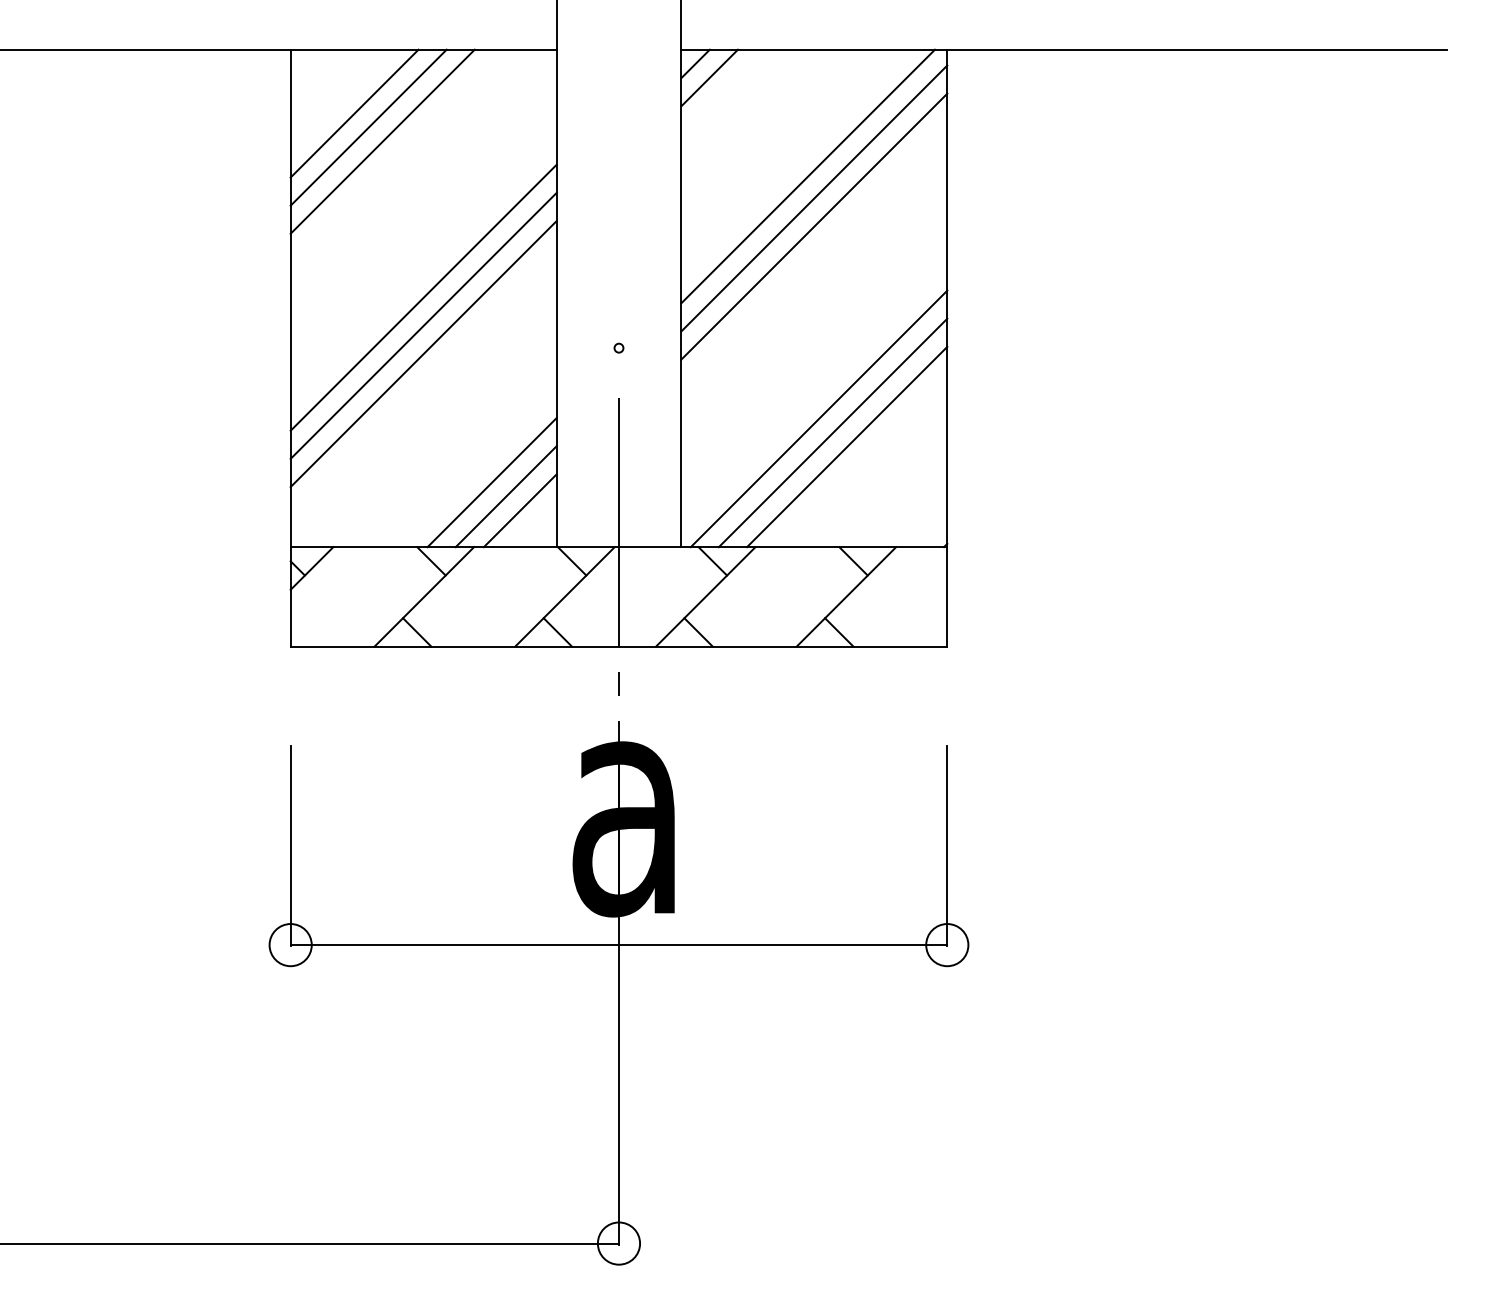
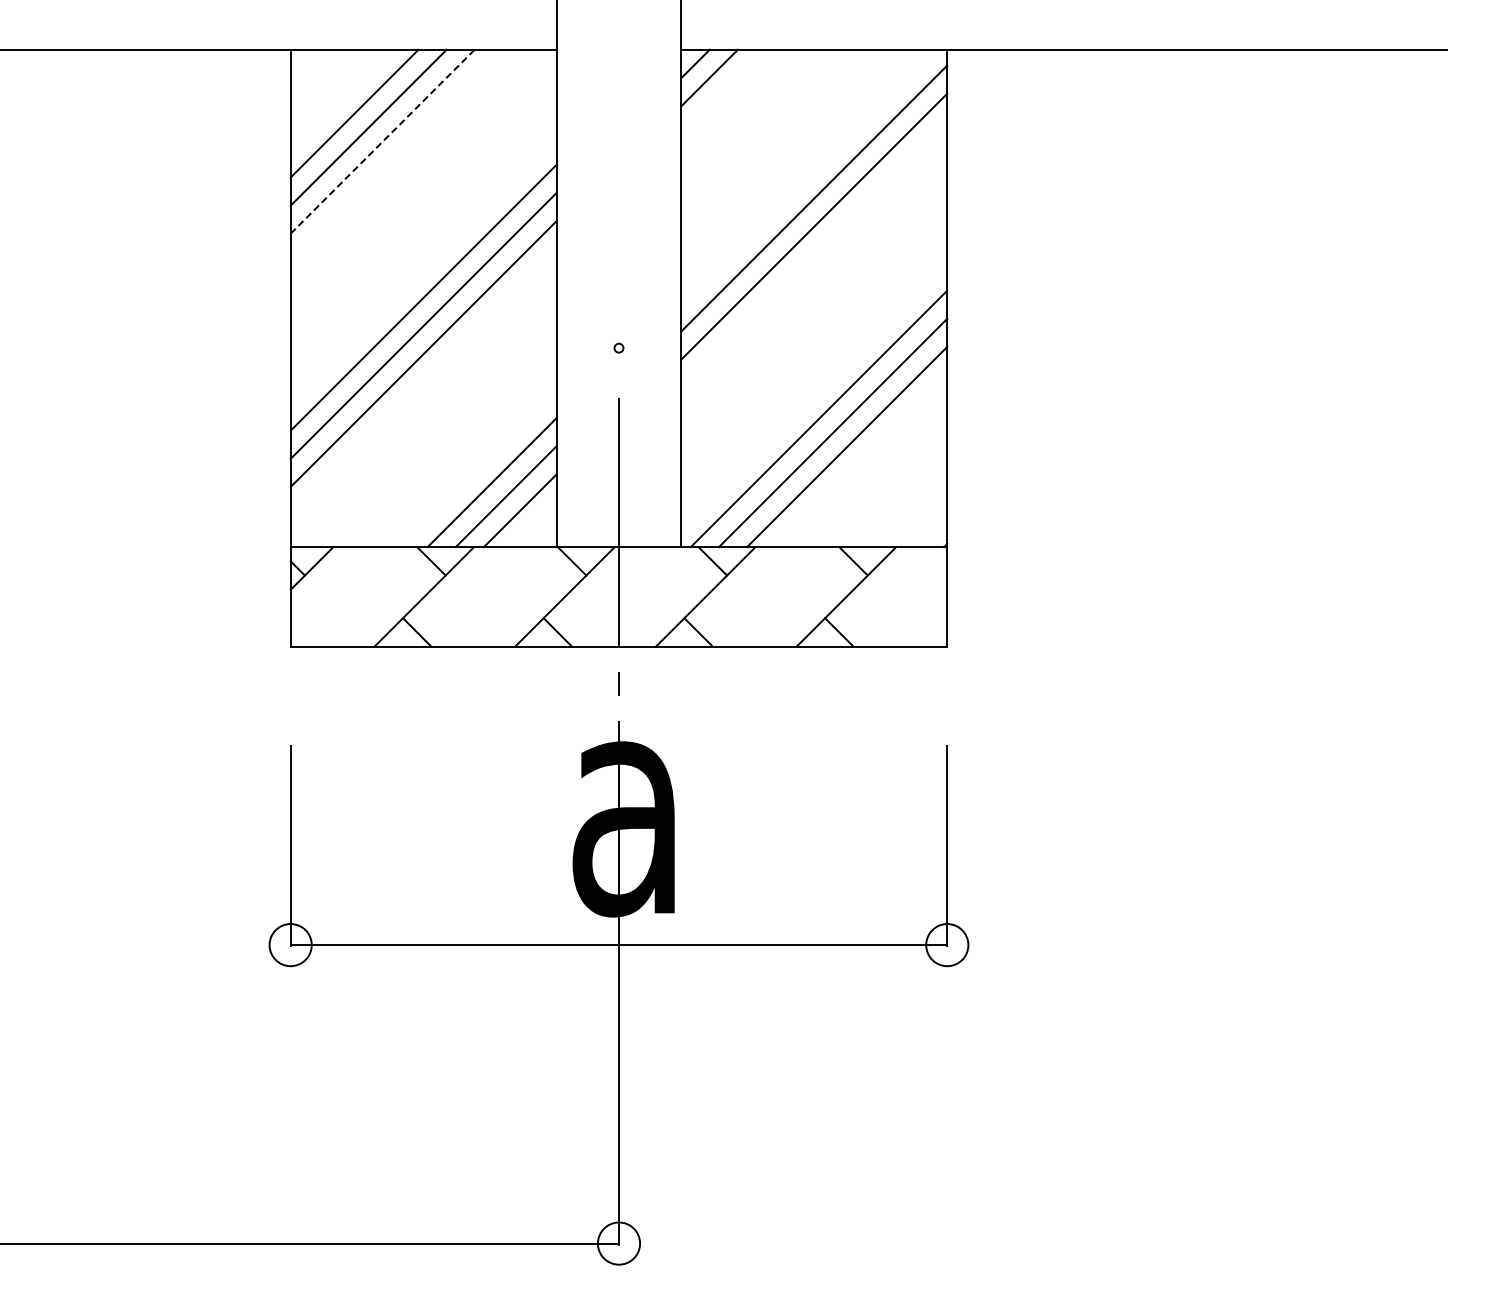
line: solid -> dashed (383, 141)
line: present -> none (807, 176)
